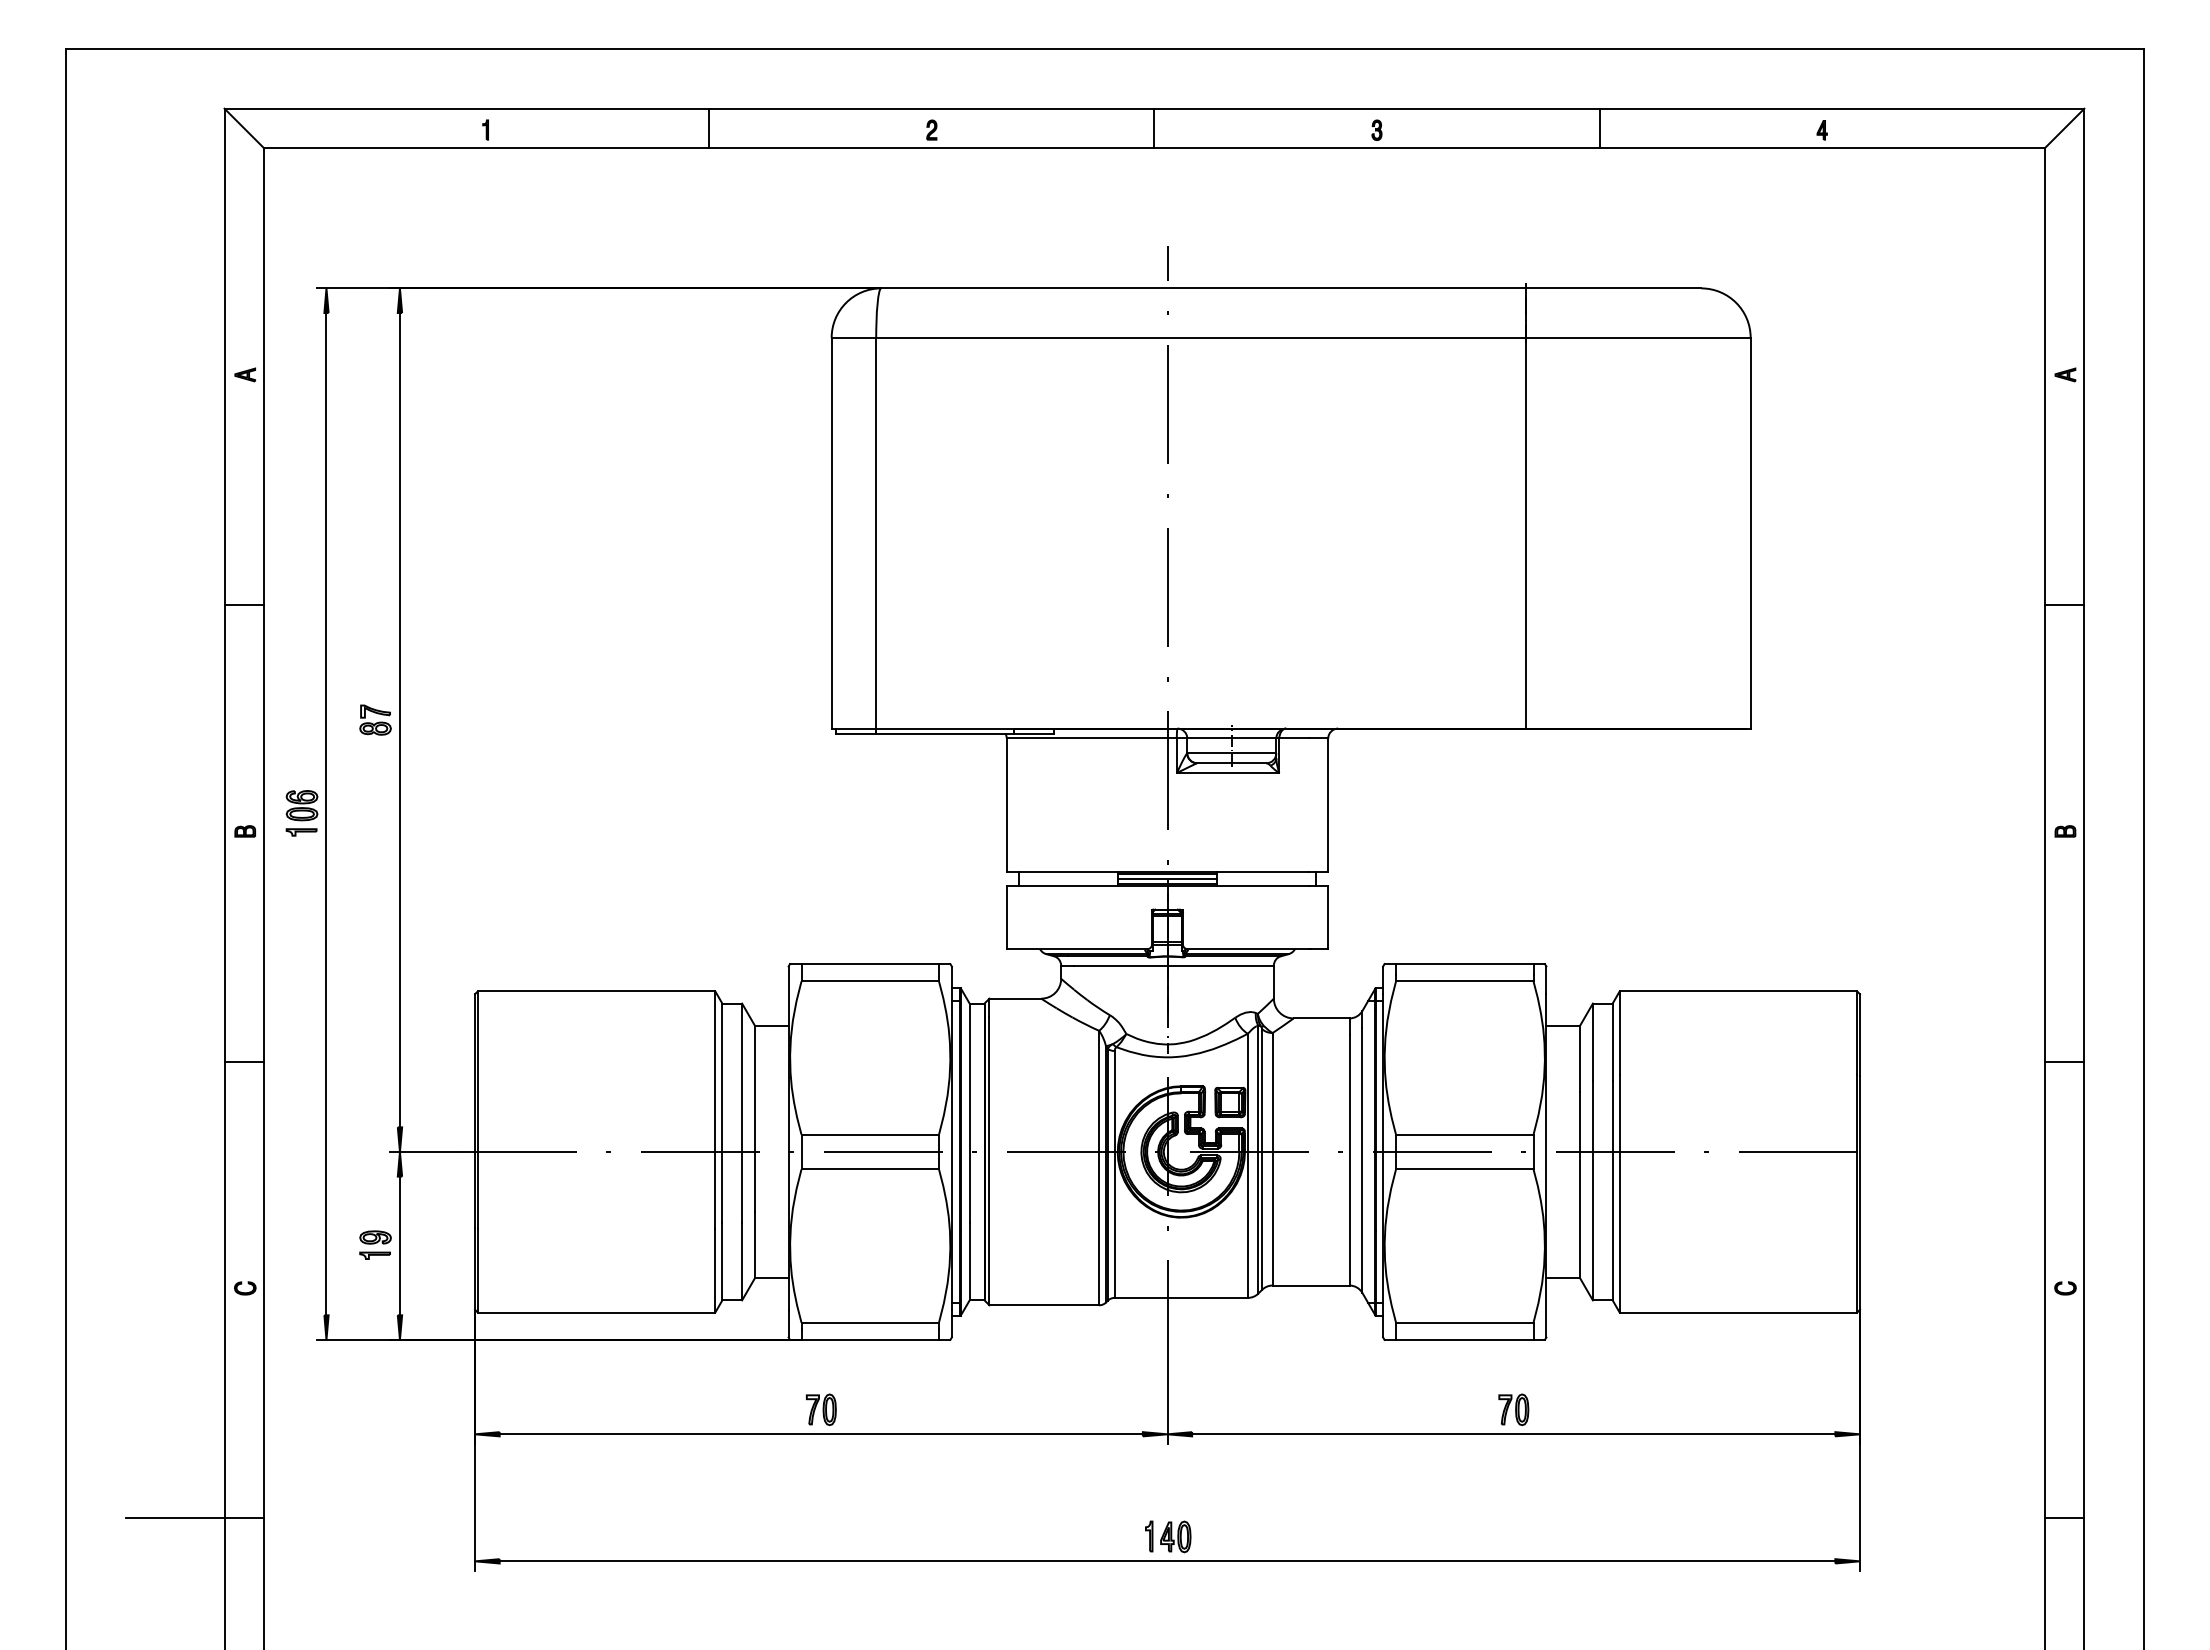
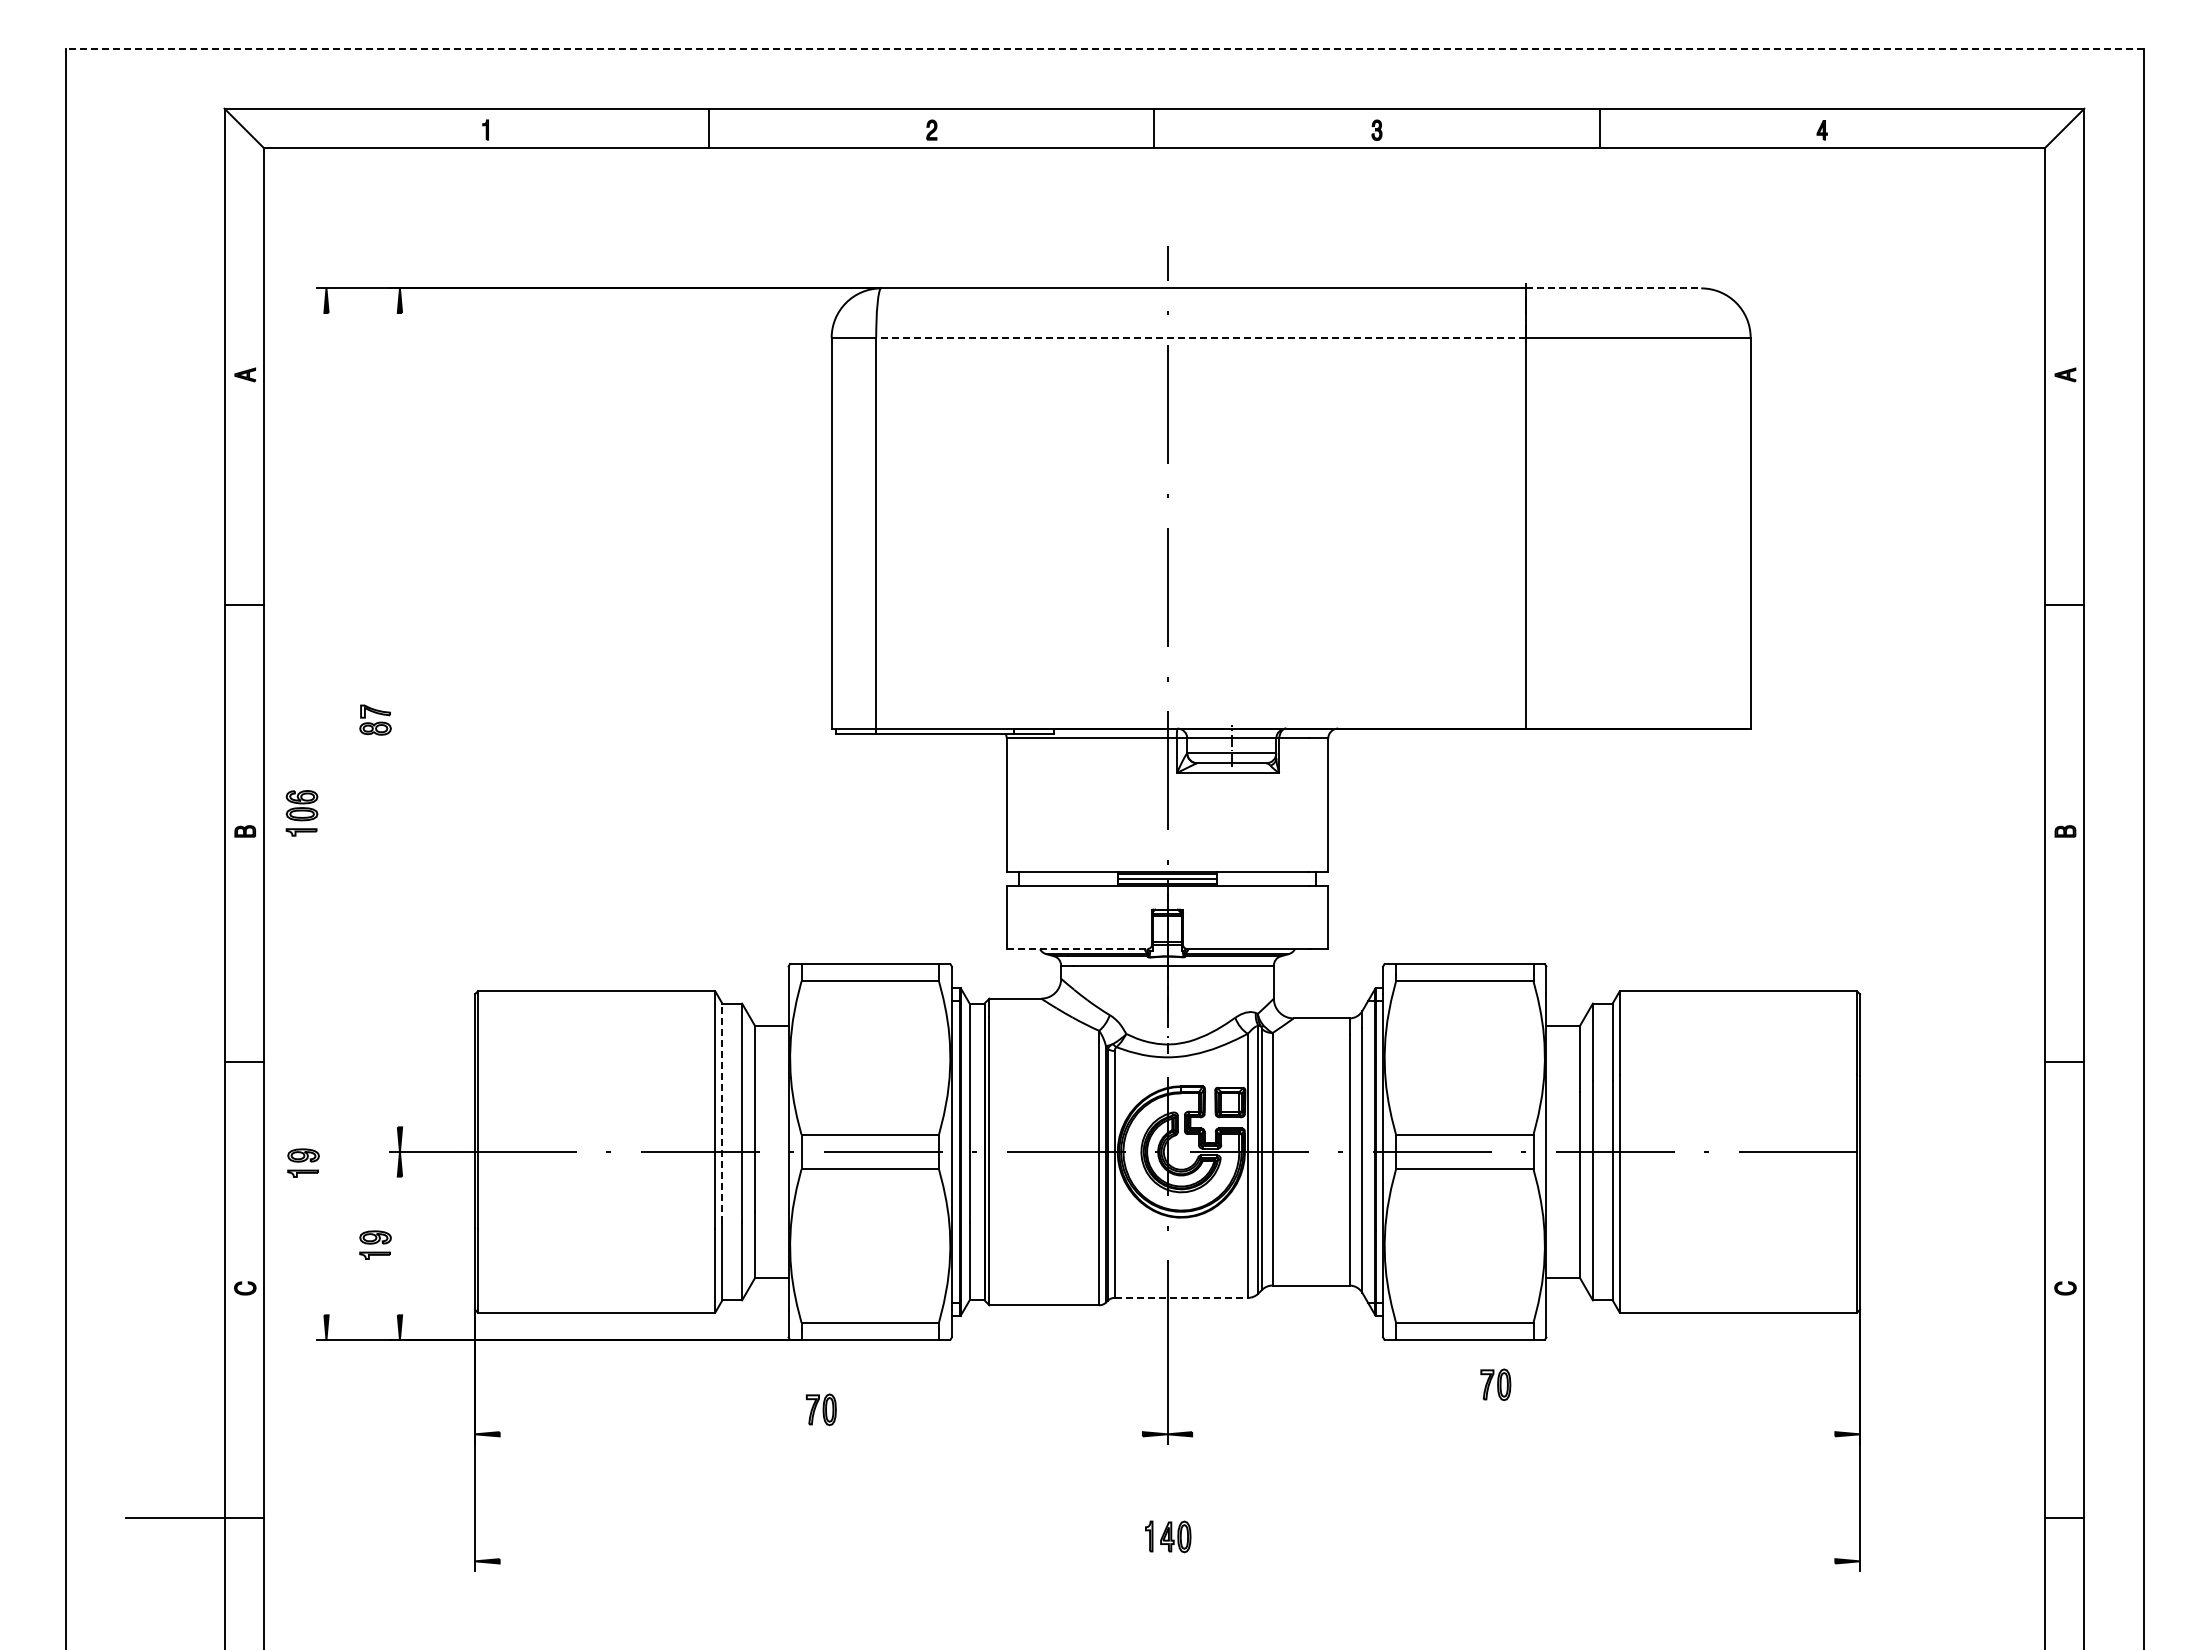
line: solid -> dashed (1105, 49)
line: solid -> dashed (1613, 288)
line: solid -> dashed (1200, 337)
line: present -> none (399, 720)
line: present -> none (326, 814)
line: solid -> dashed (1077, 949)
line: solid -> dashed (722, 1113)
part: none -> present (303, 1162)
line: present -> none (399, 1245)
line: solid -> dashed (1181, 1297)
part position: (1513, 1409) -> (1495, 1384) (1495, 1384)
line: present -> none (820, 1434)
line: present -> none (1513, 1434)
line: present -> none (1167, 1561)
